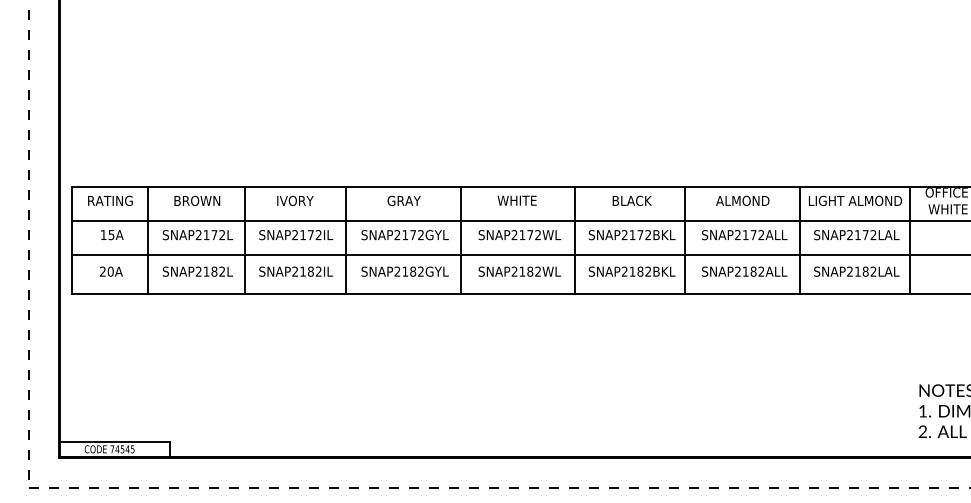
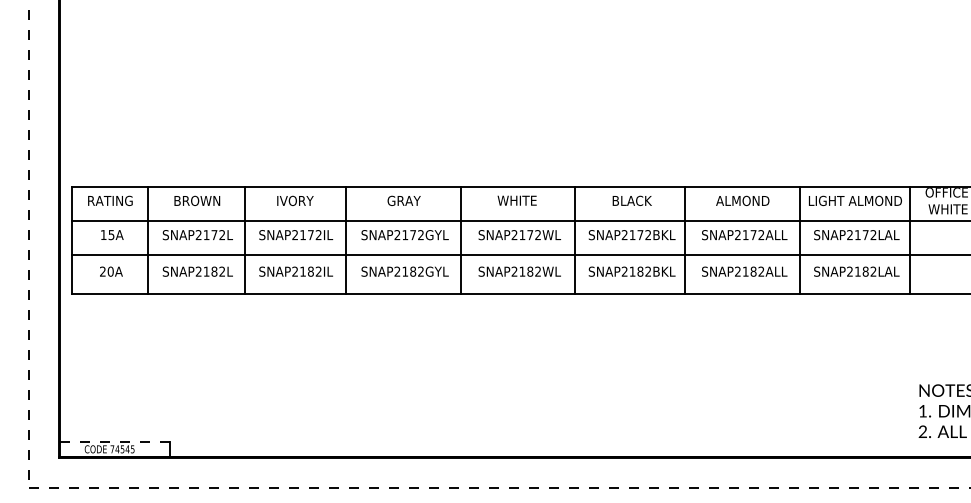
line: solid -> dashed (115, 441)
